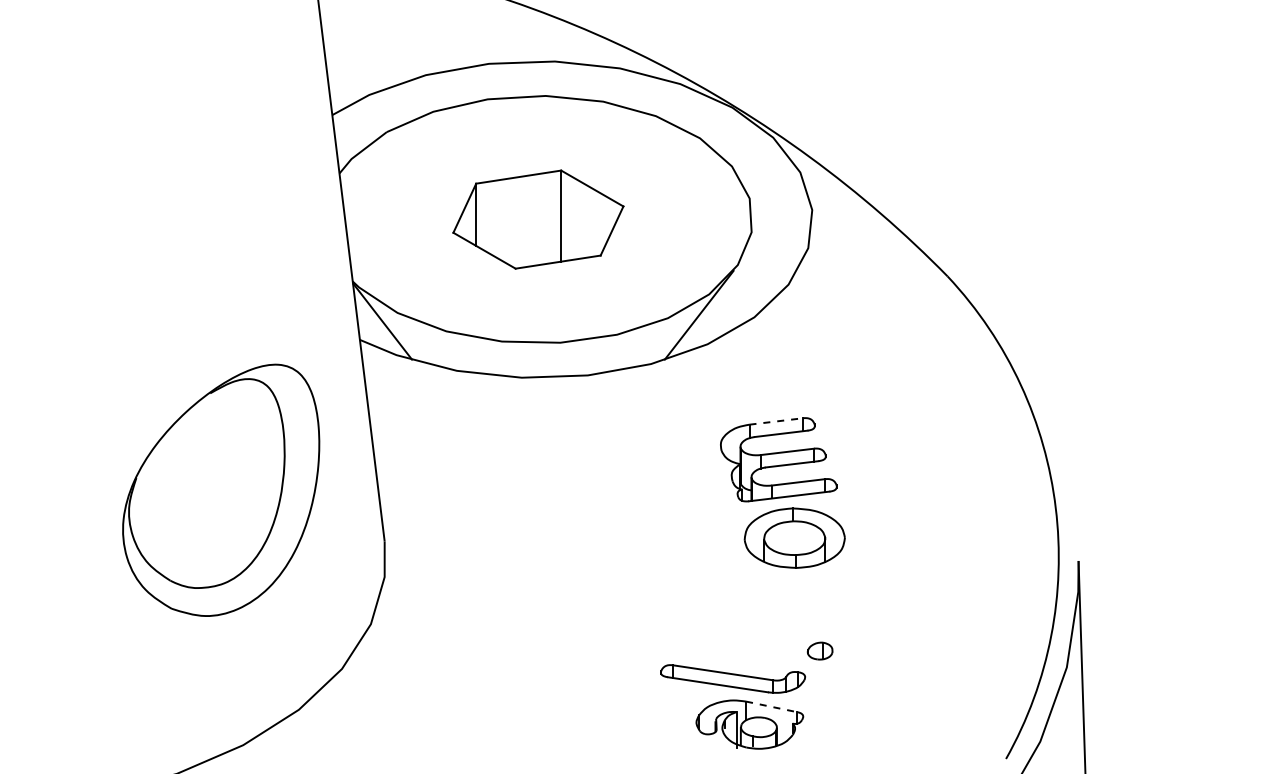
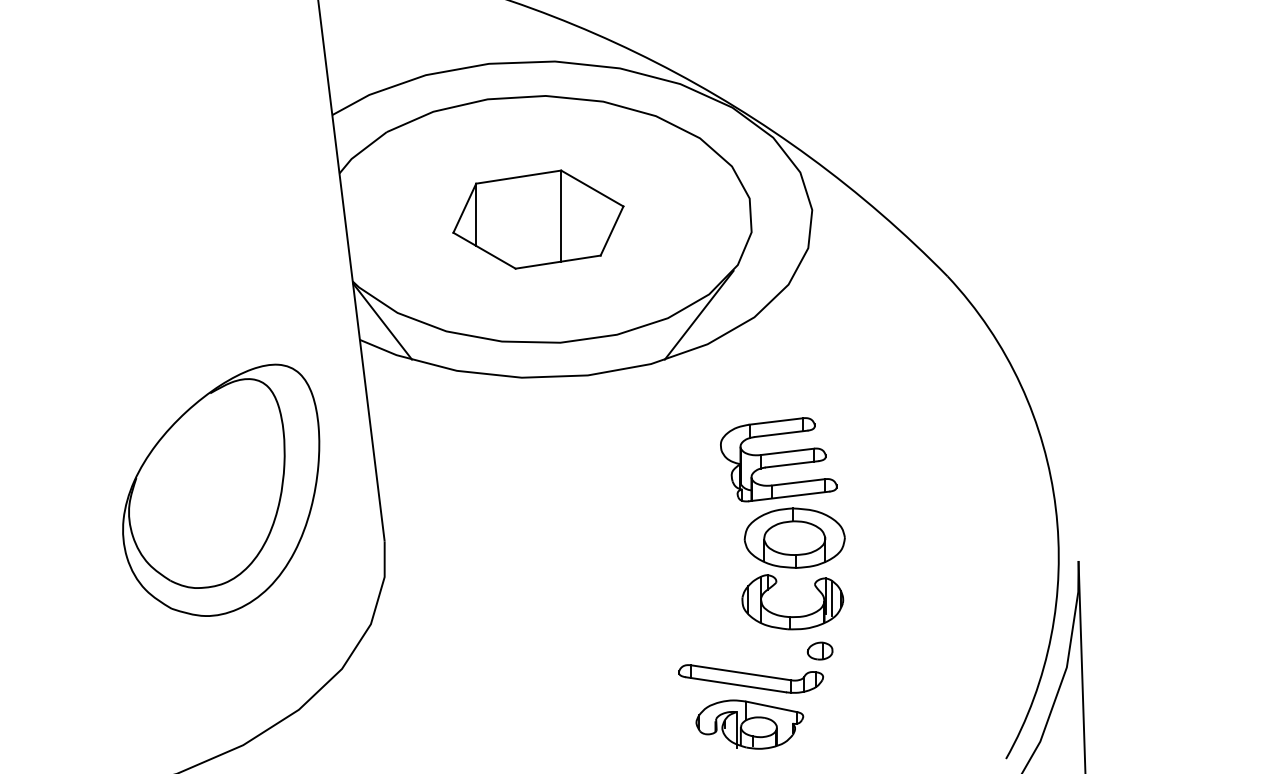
line: dashed -> solid (776, 421)
part: none -> present (792, 616)
part position: (732, 678) -> (750, 678) (750, 678)
line: dashed -> solid (772, 706)
